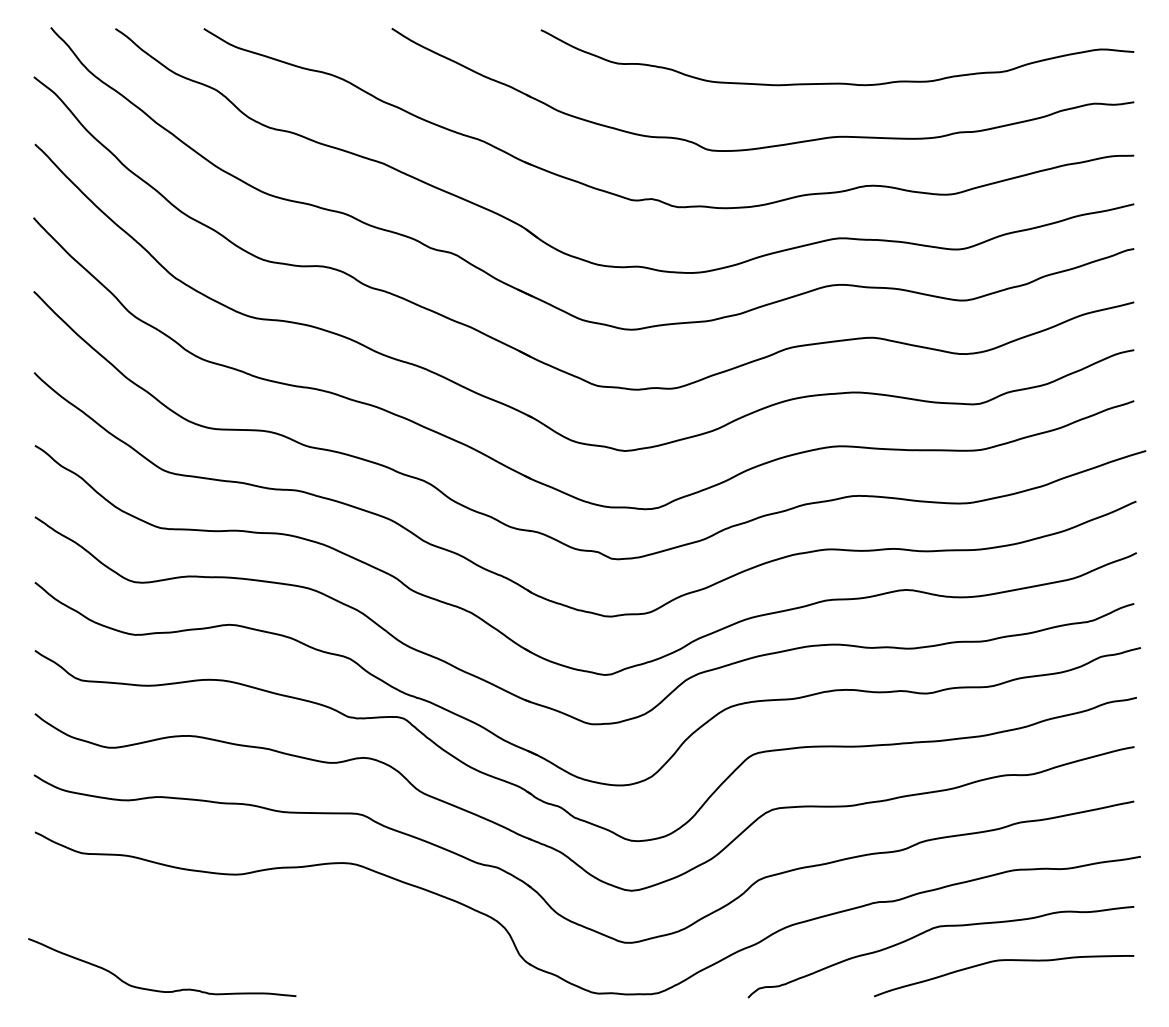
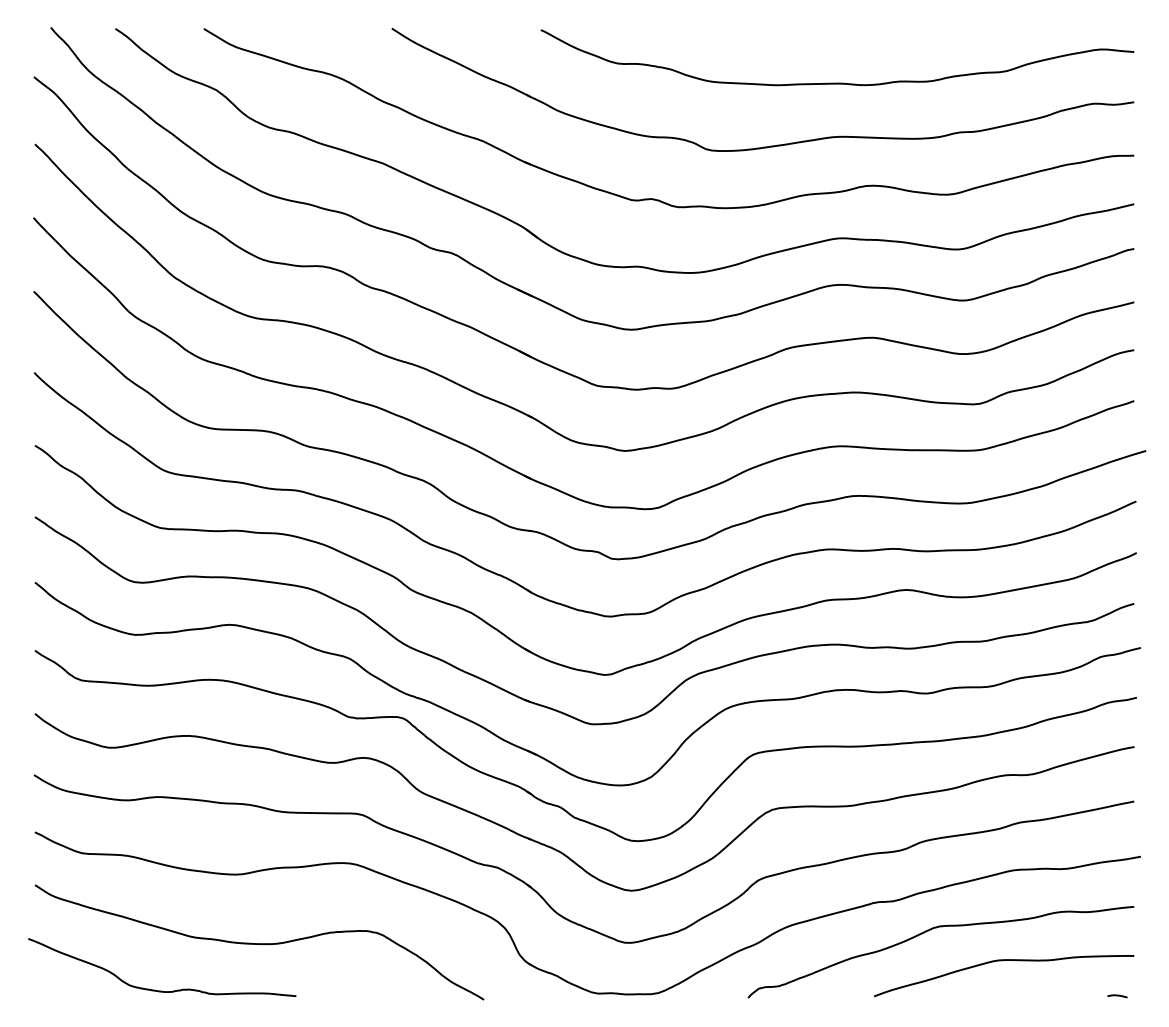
curve: none -> present (259, 943)
line: none -> present (1117, 996)
